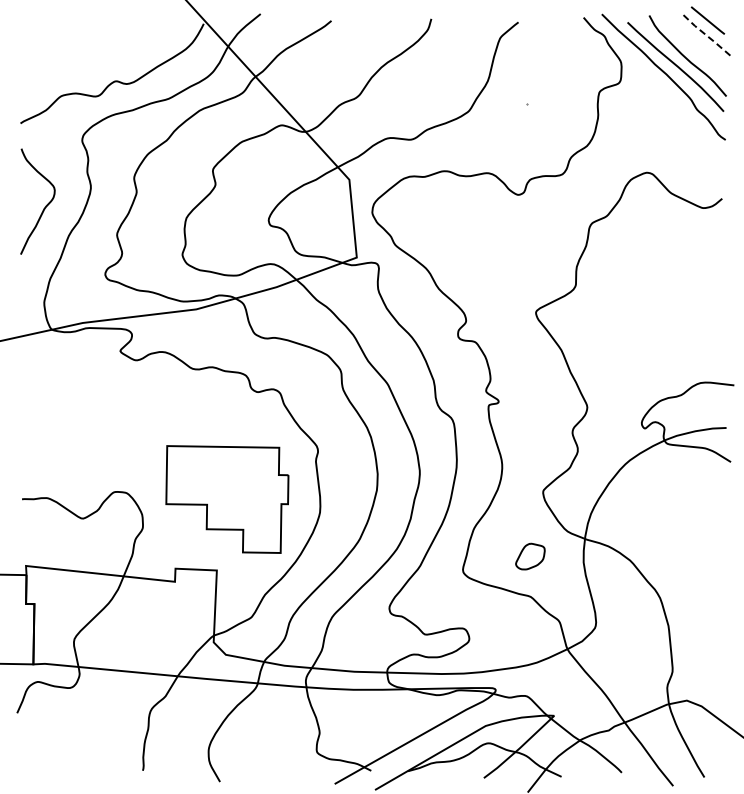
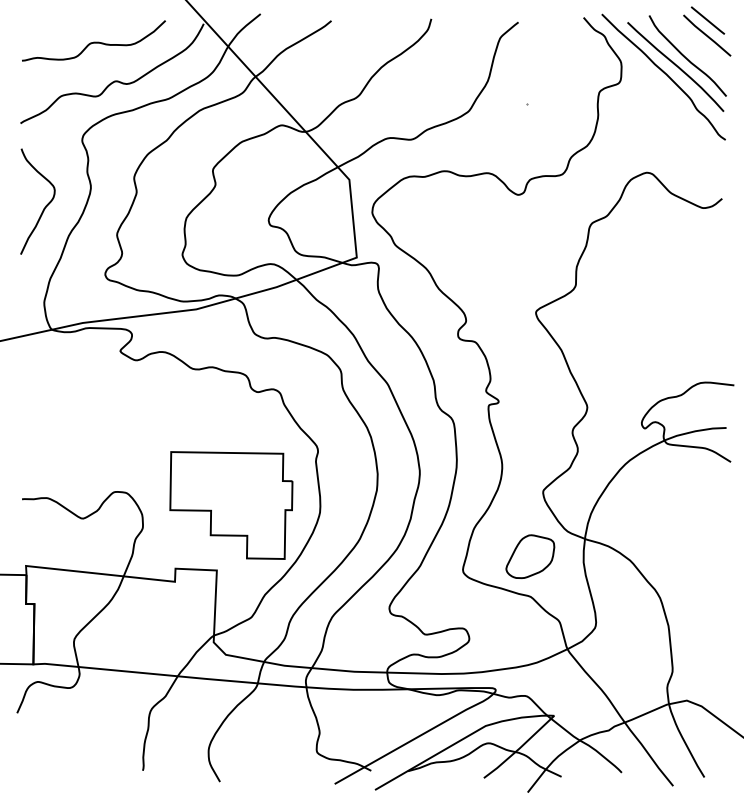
line: dashed -> solid (707, 36)
curve: none -> present (93, 41)
part position: (227, 499) -> (231, 505) (231, 505)
part size: 31x29 px -> 51x45 px (530, 556)
